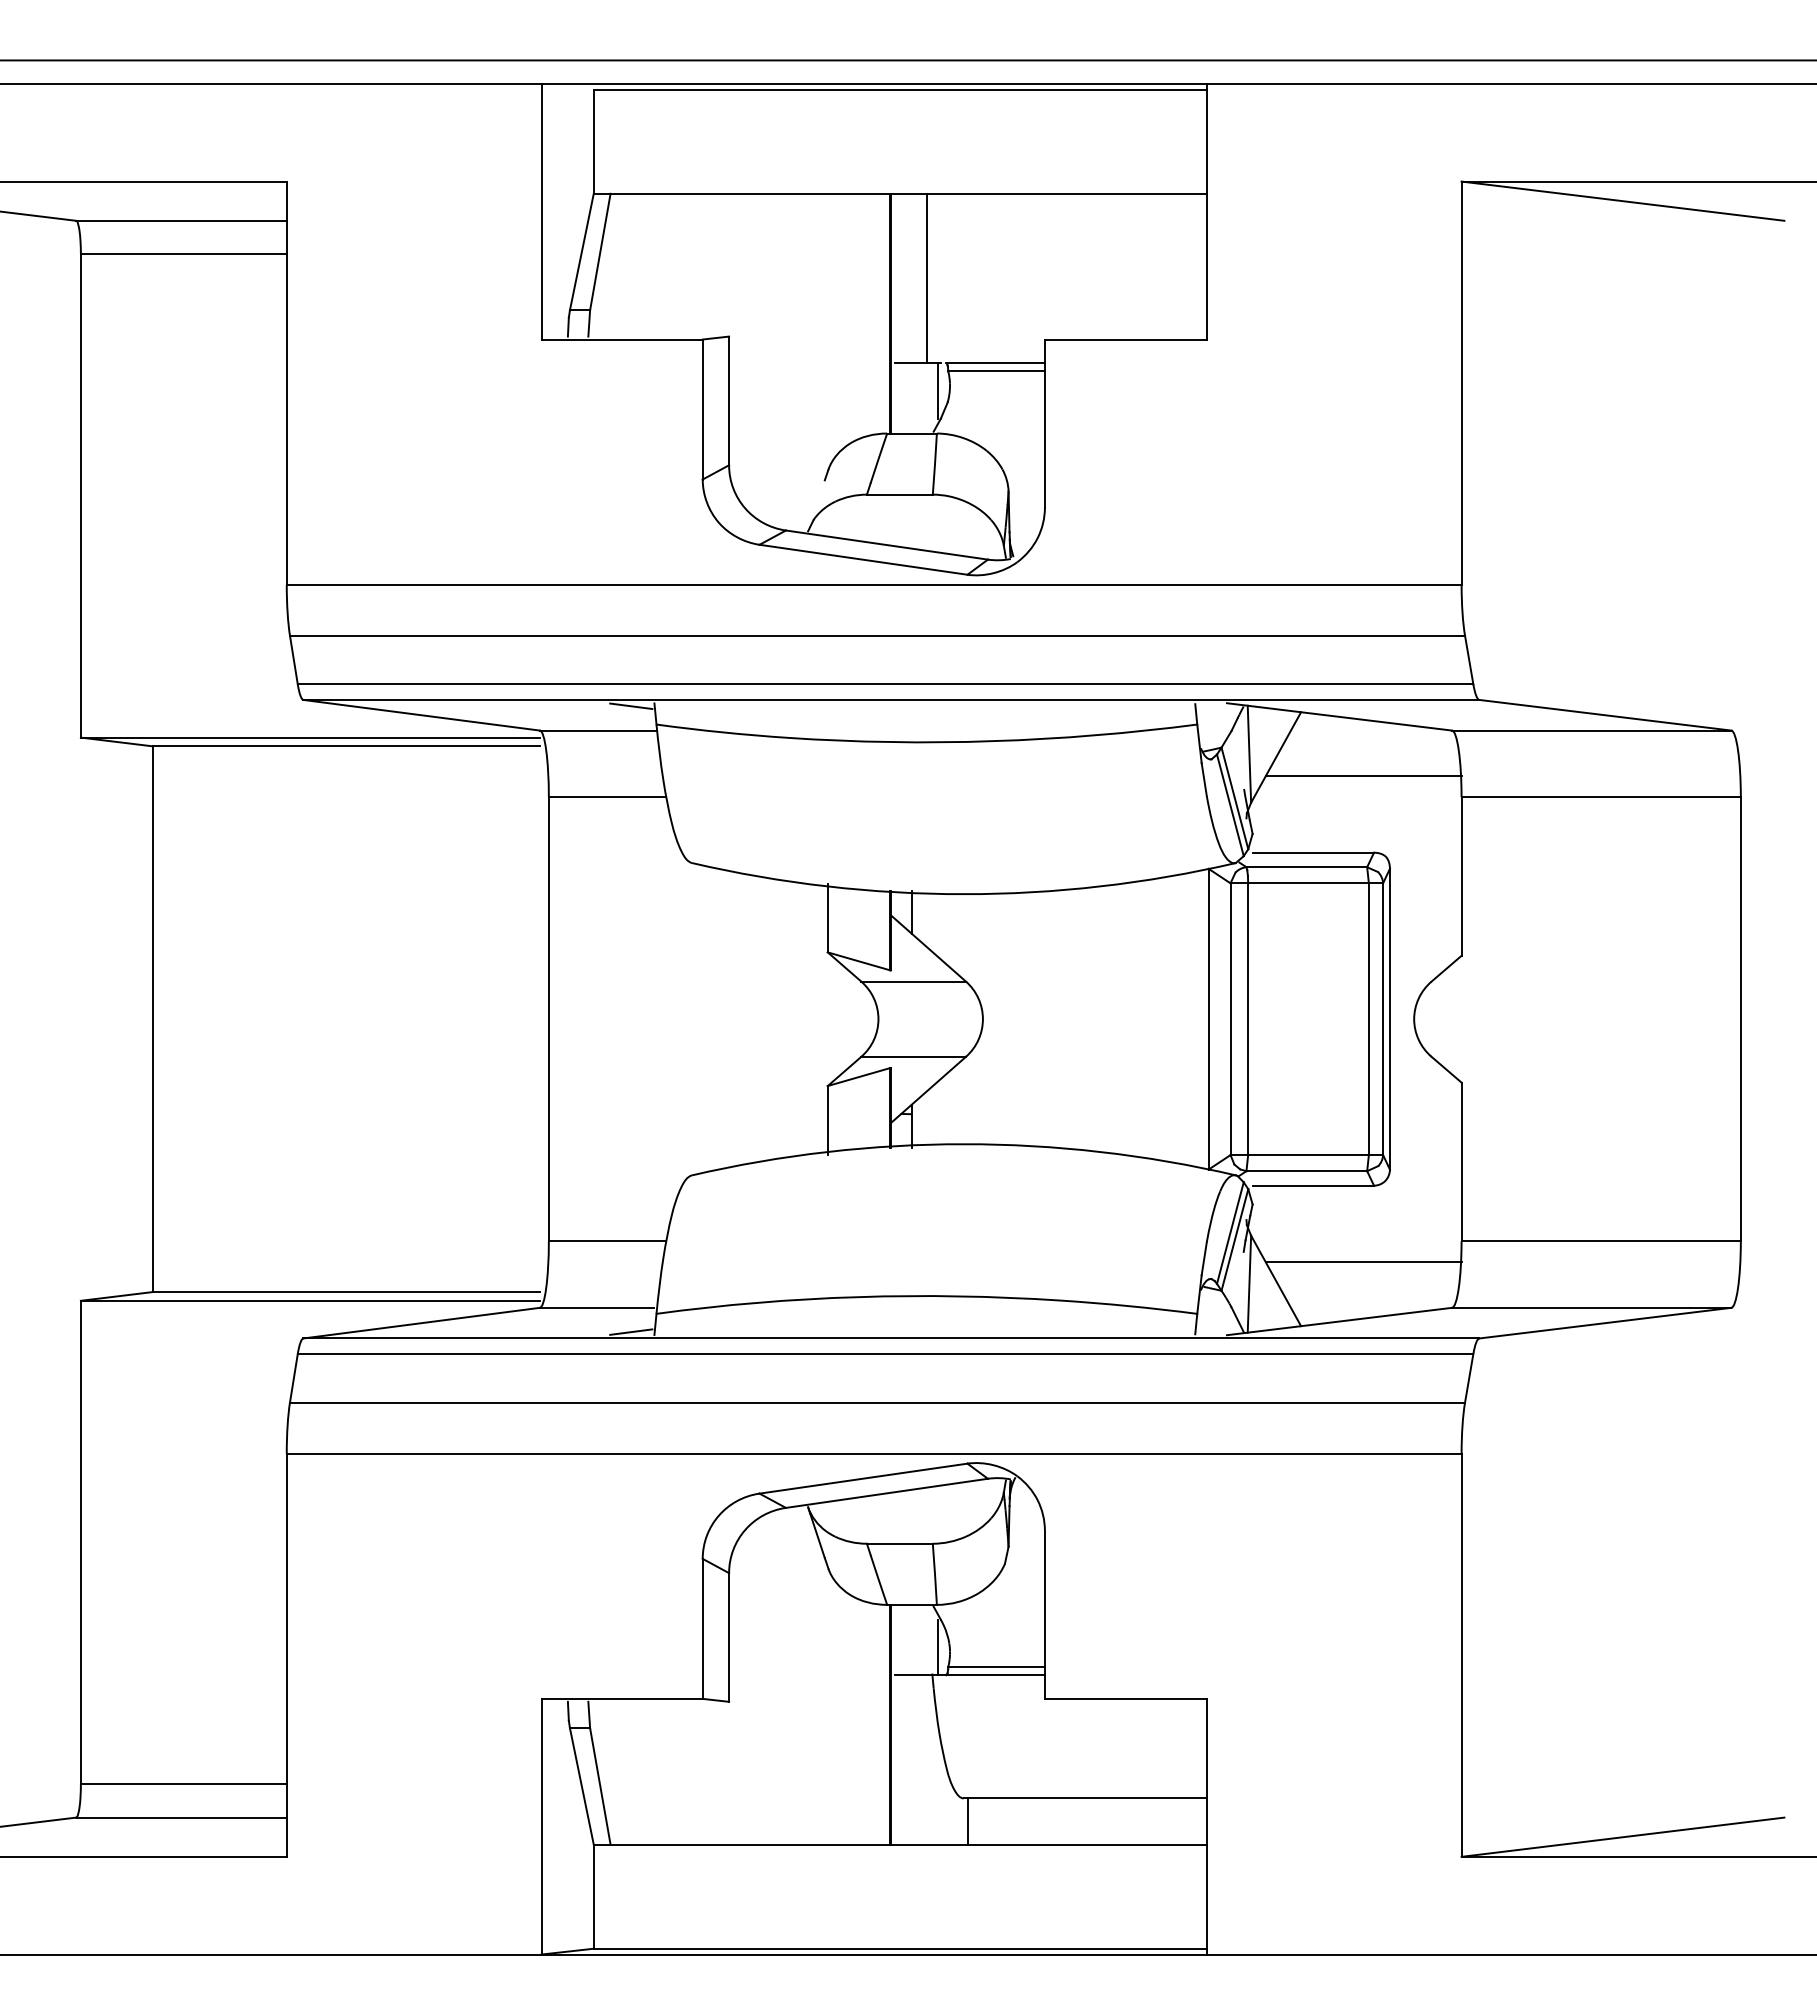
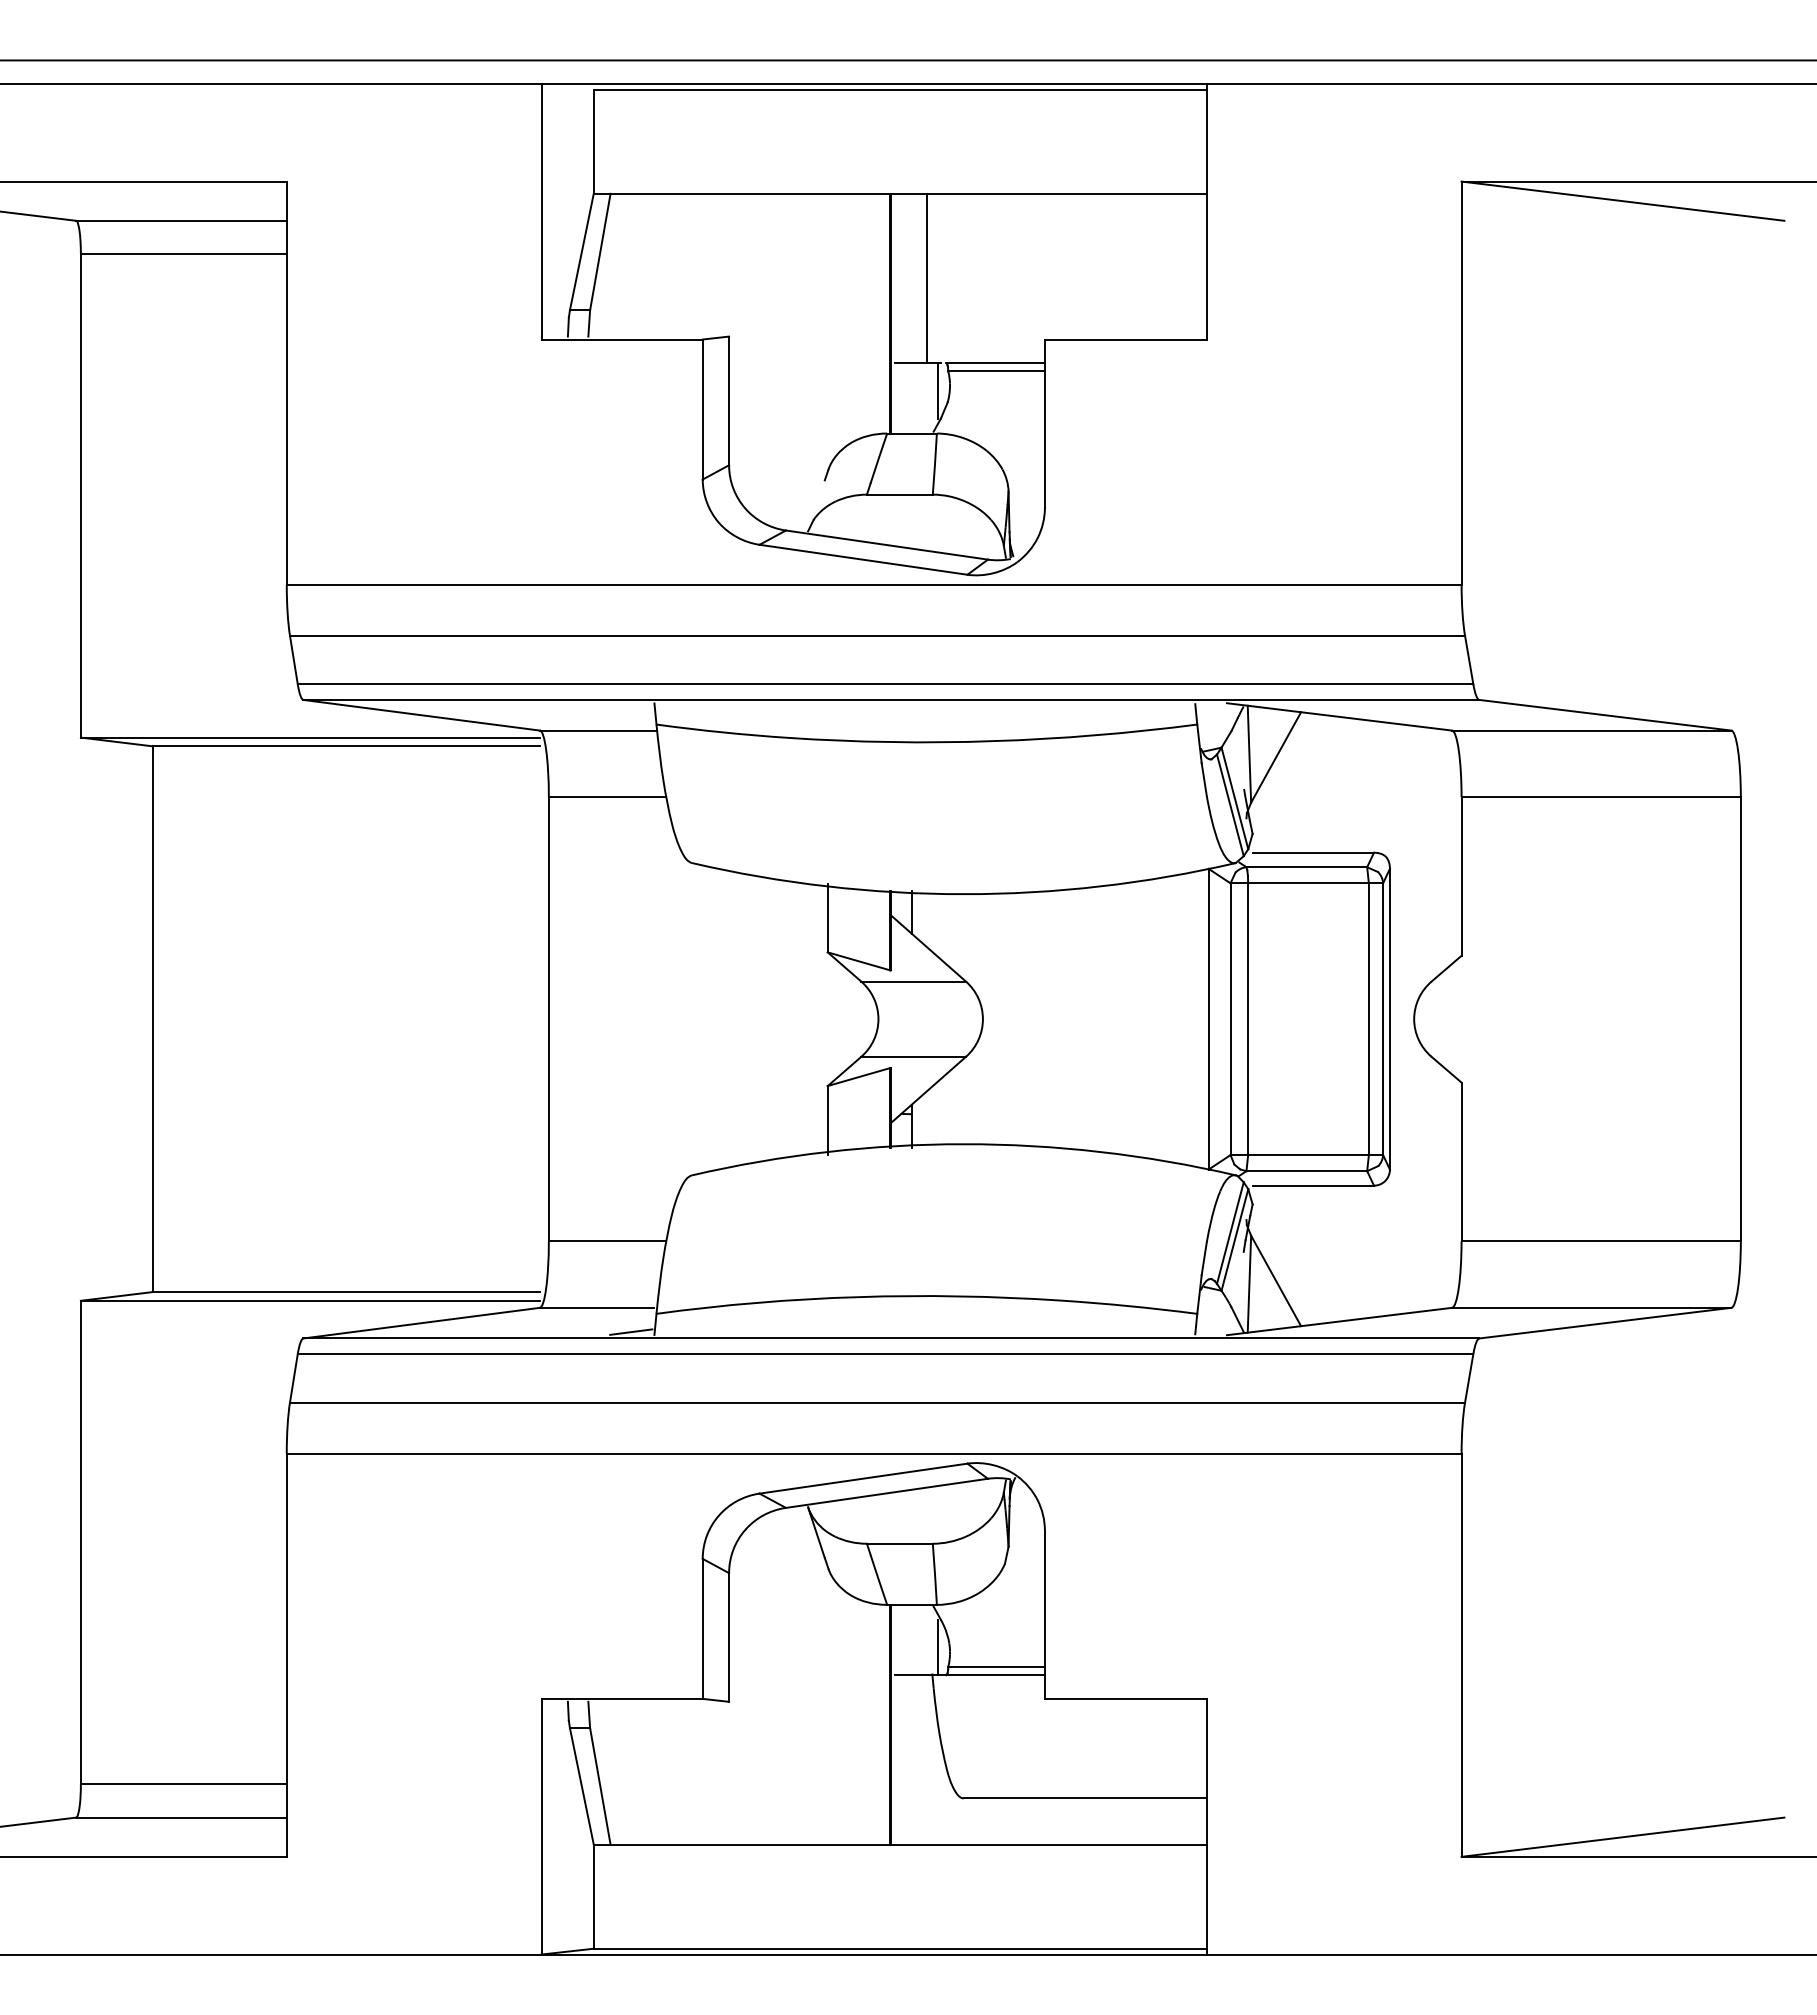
line: present -> none (631, 706)
line: present -> none (1363, 776)
line: present -> none (1363, 1262)
line: present -> none (968, 1821)
